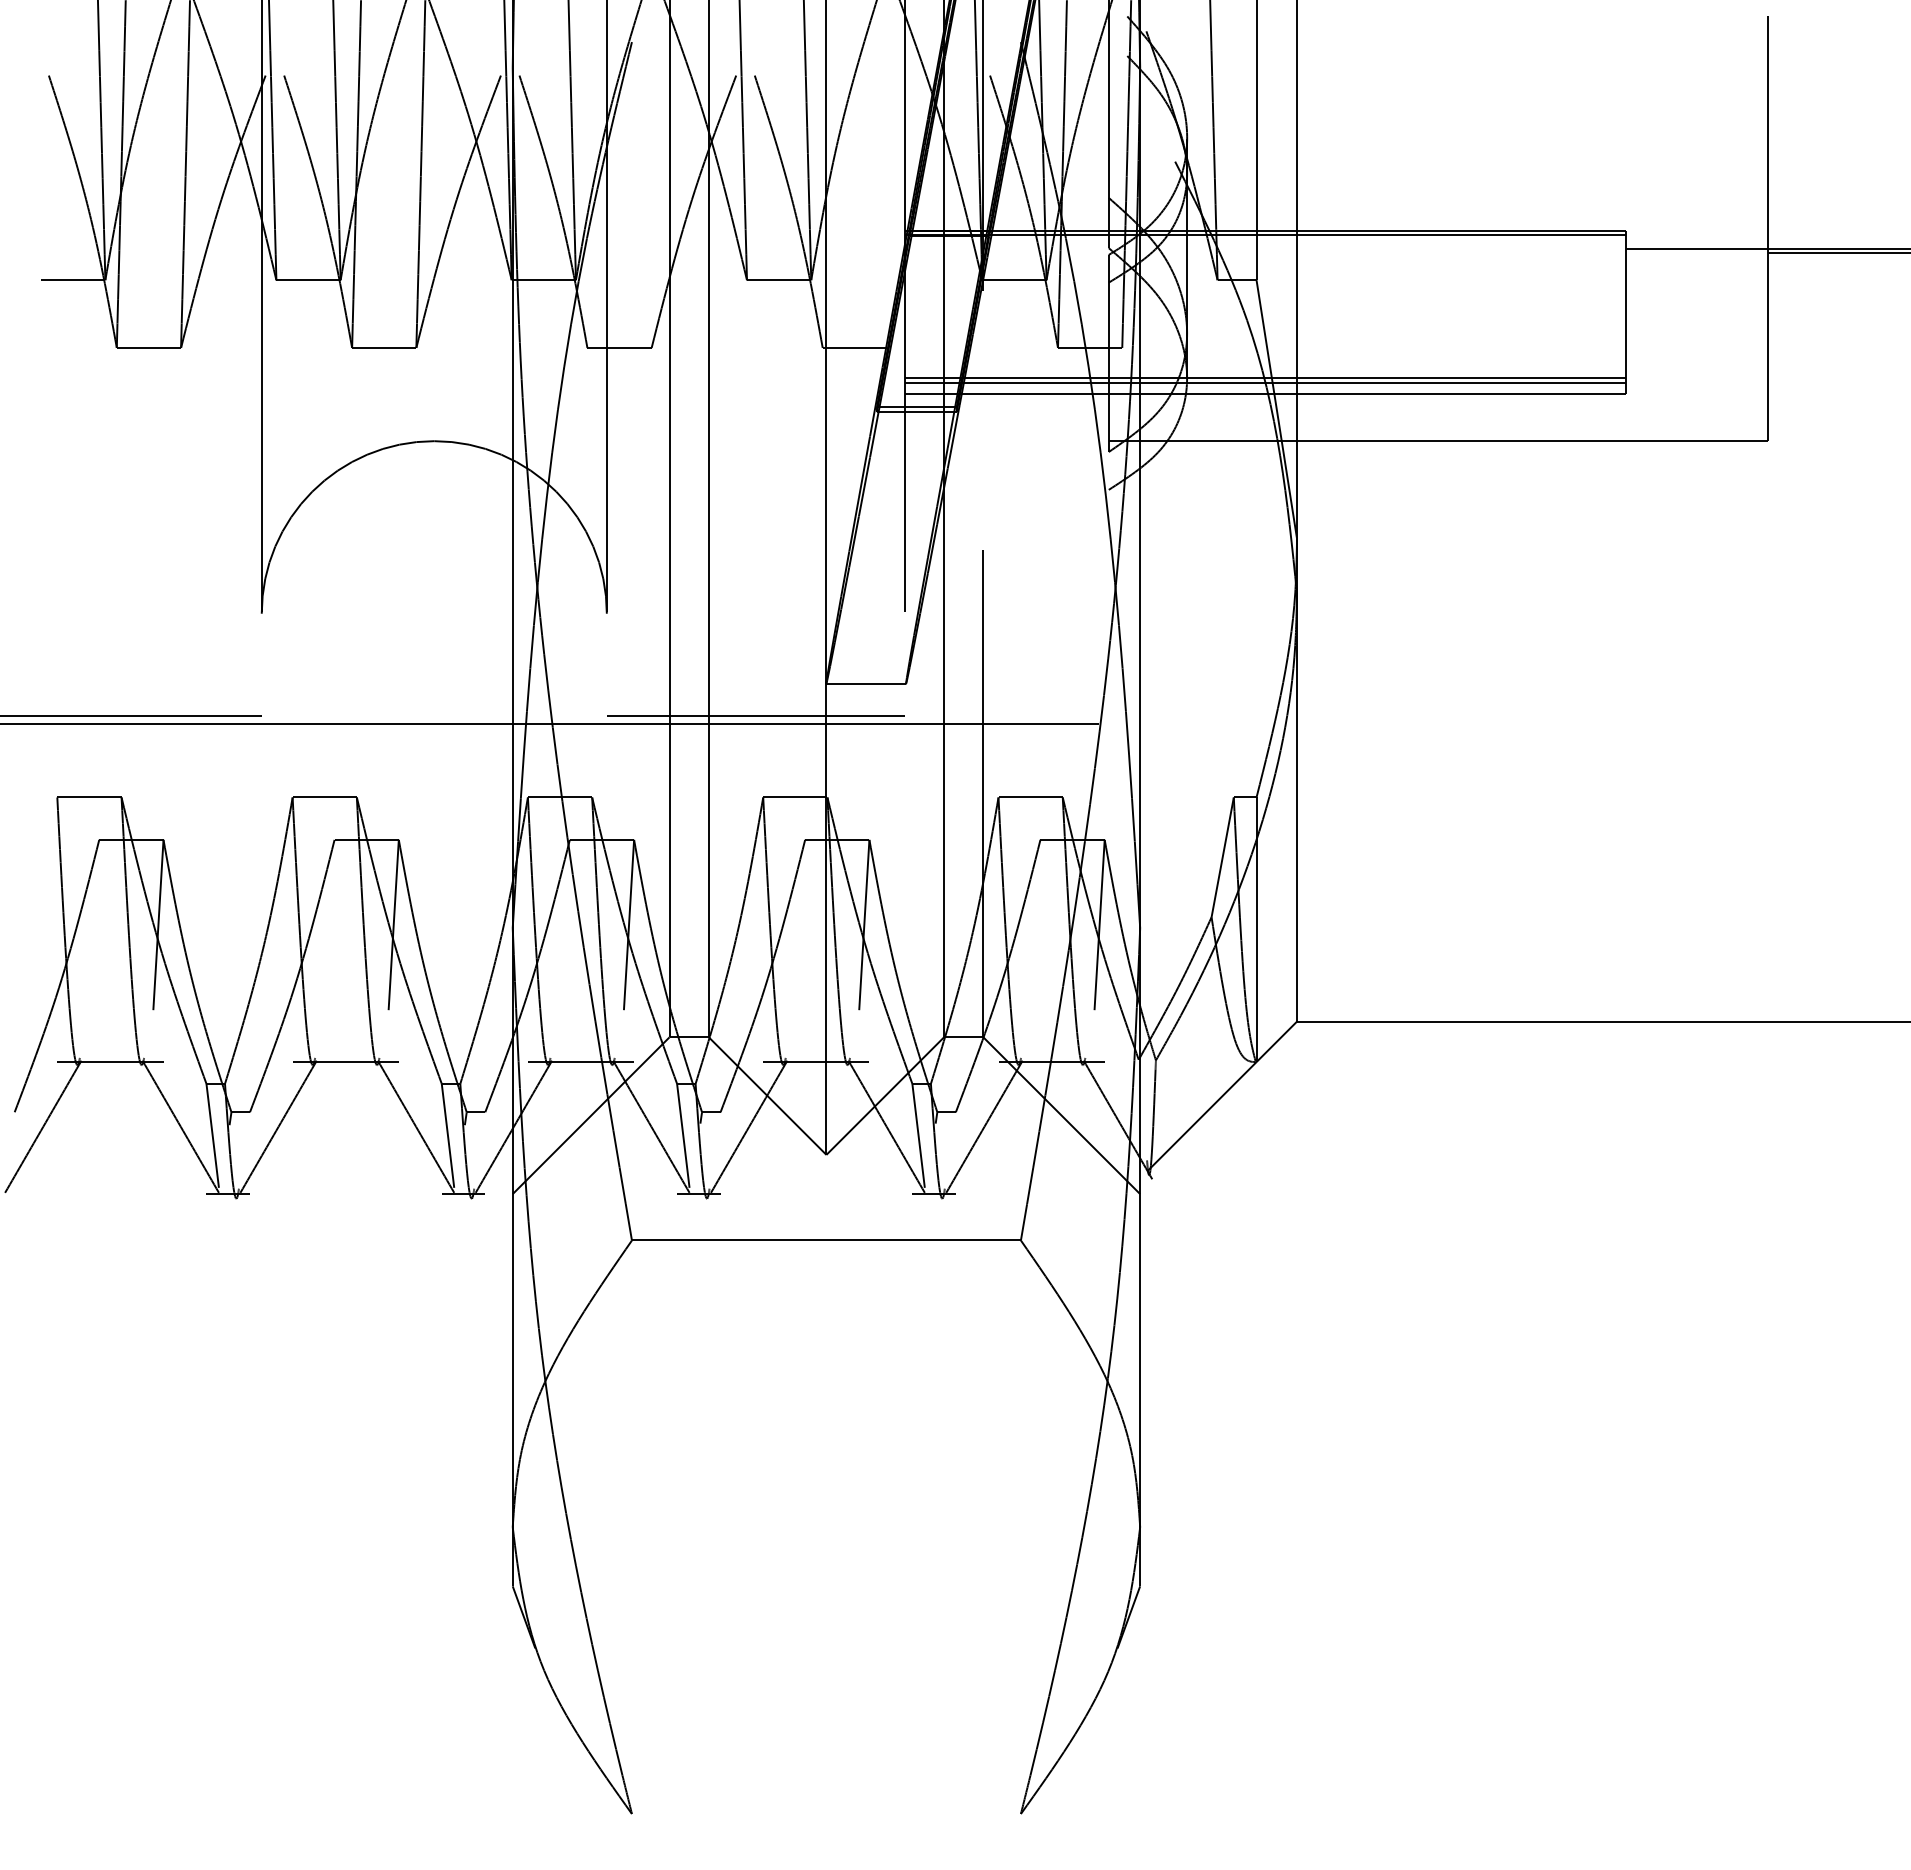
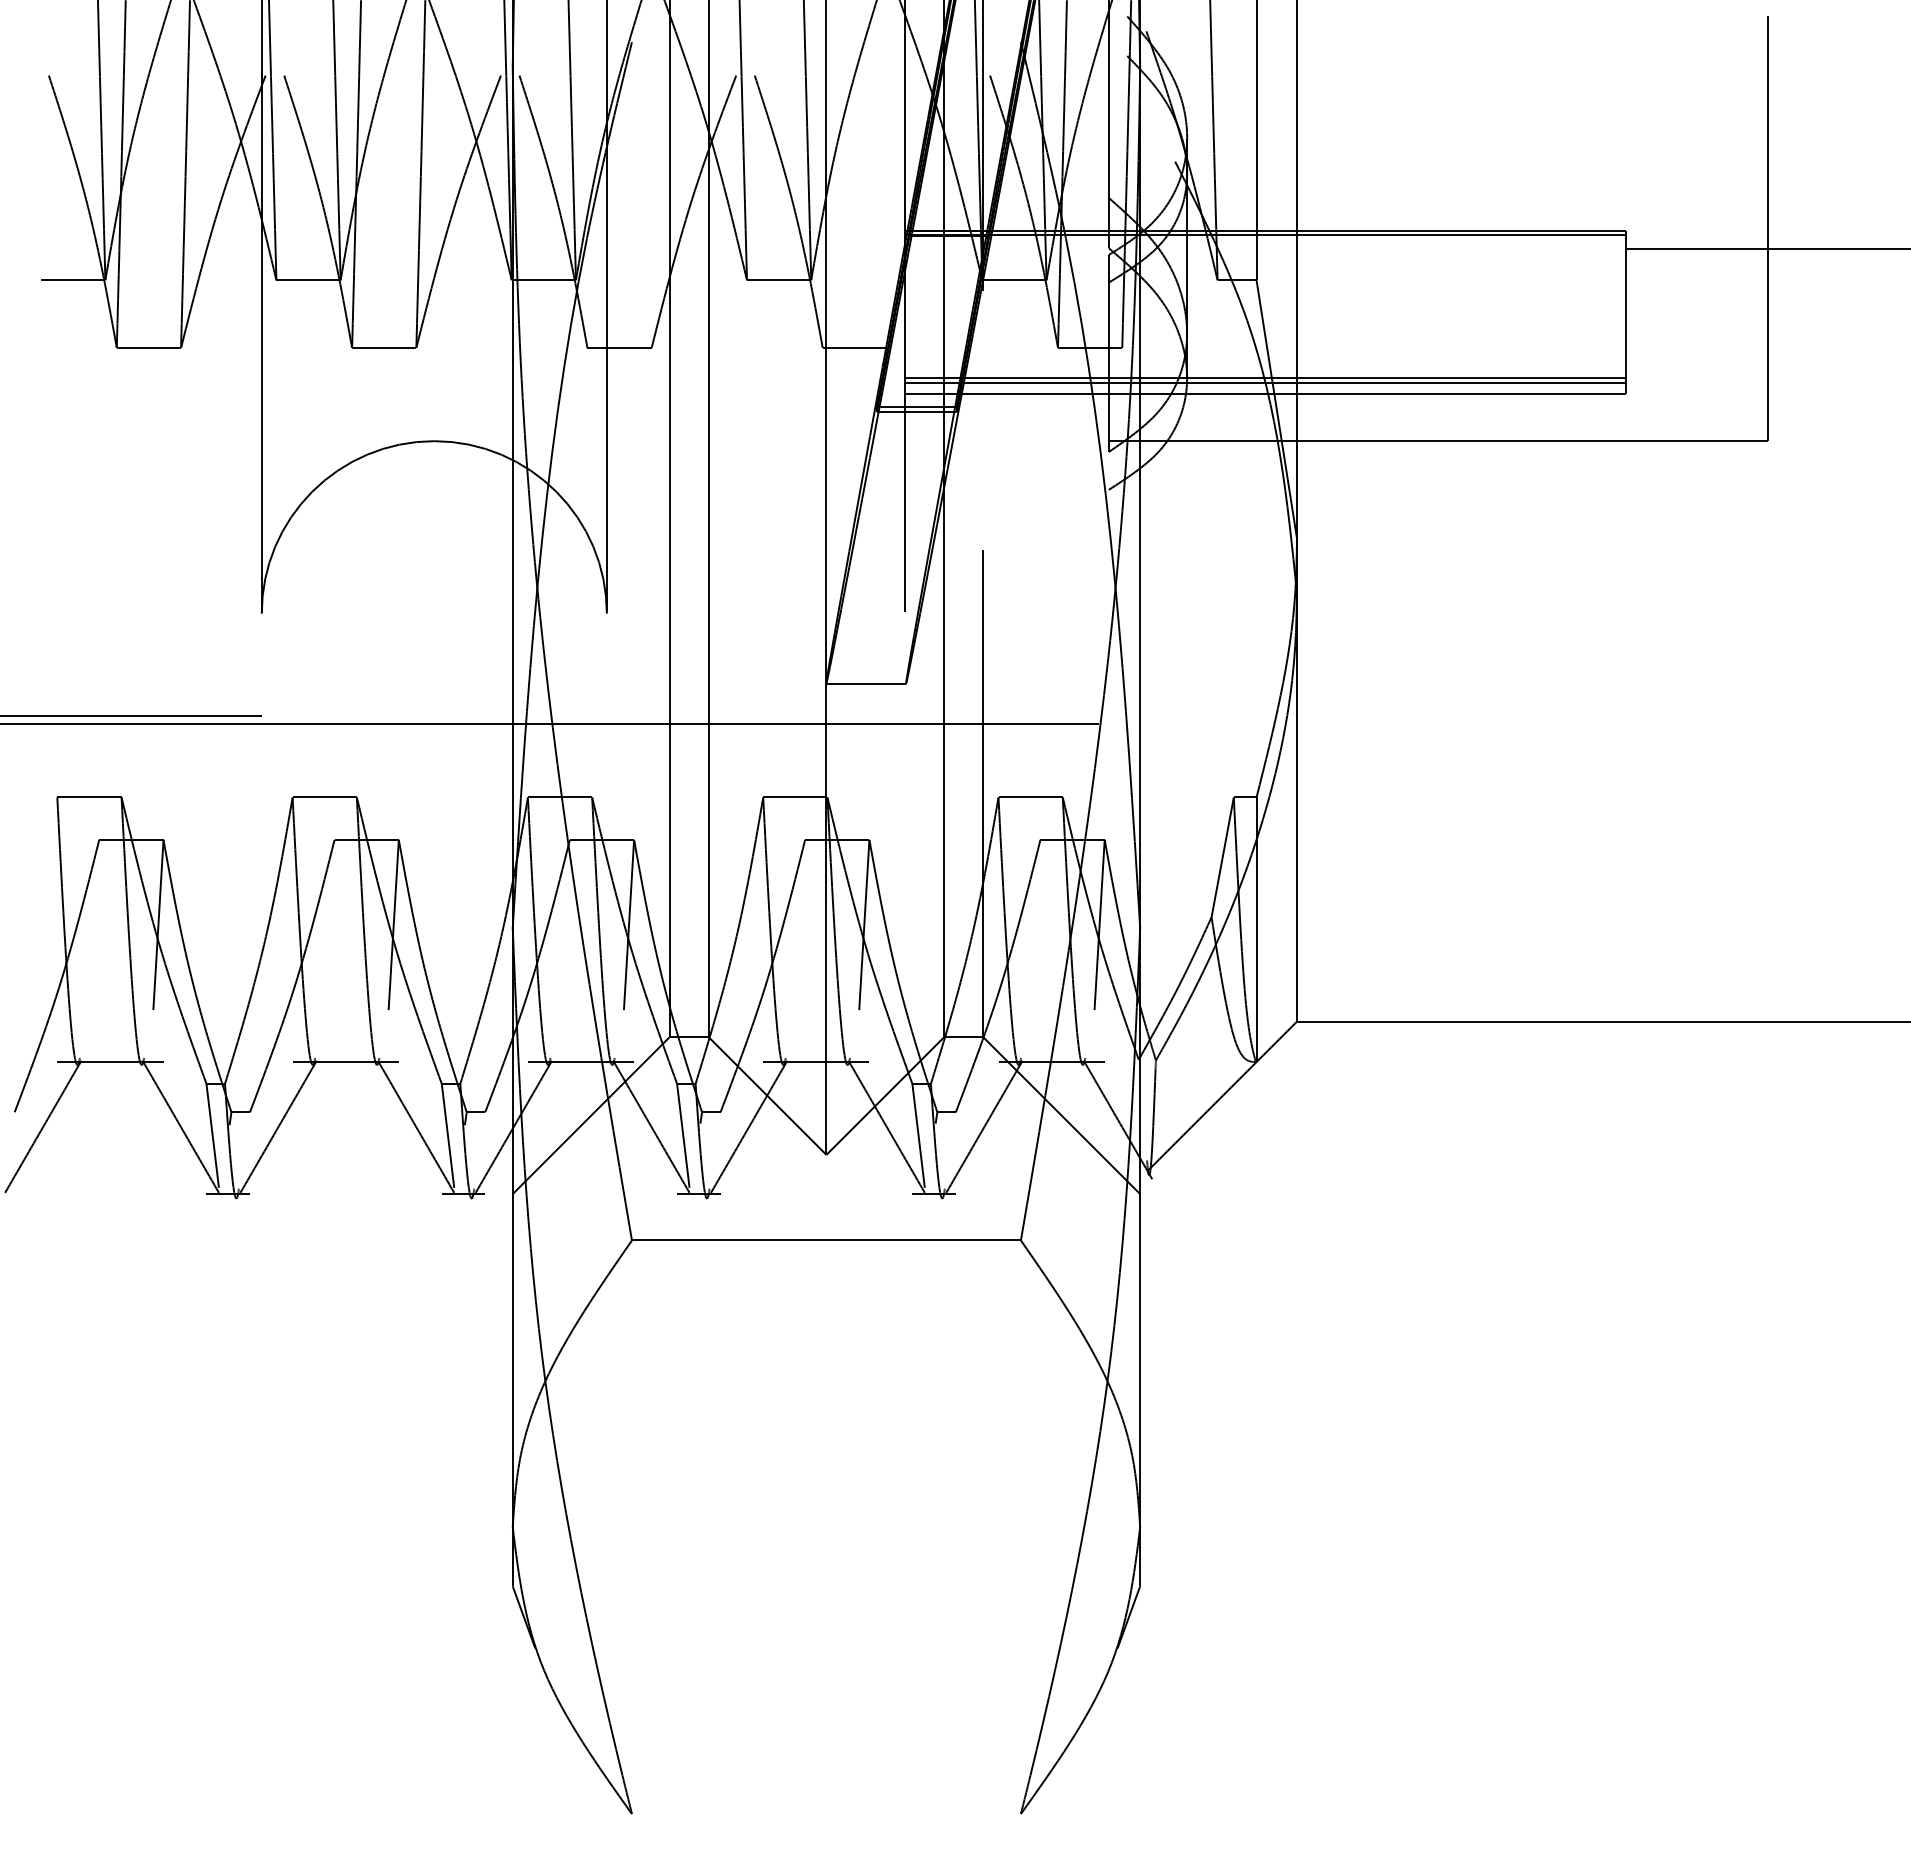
line: present -> none (1837, 252)
line: present -> none (755, 715)
